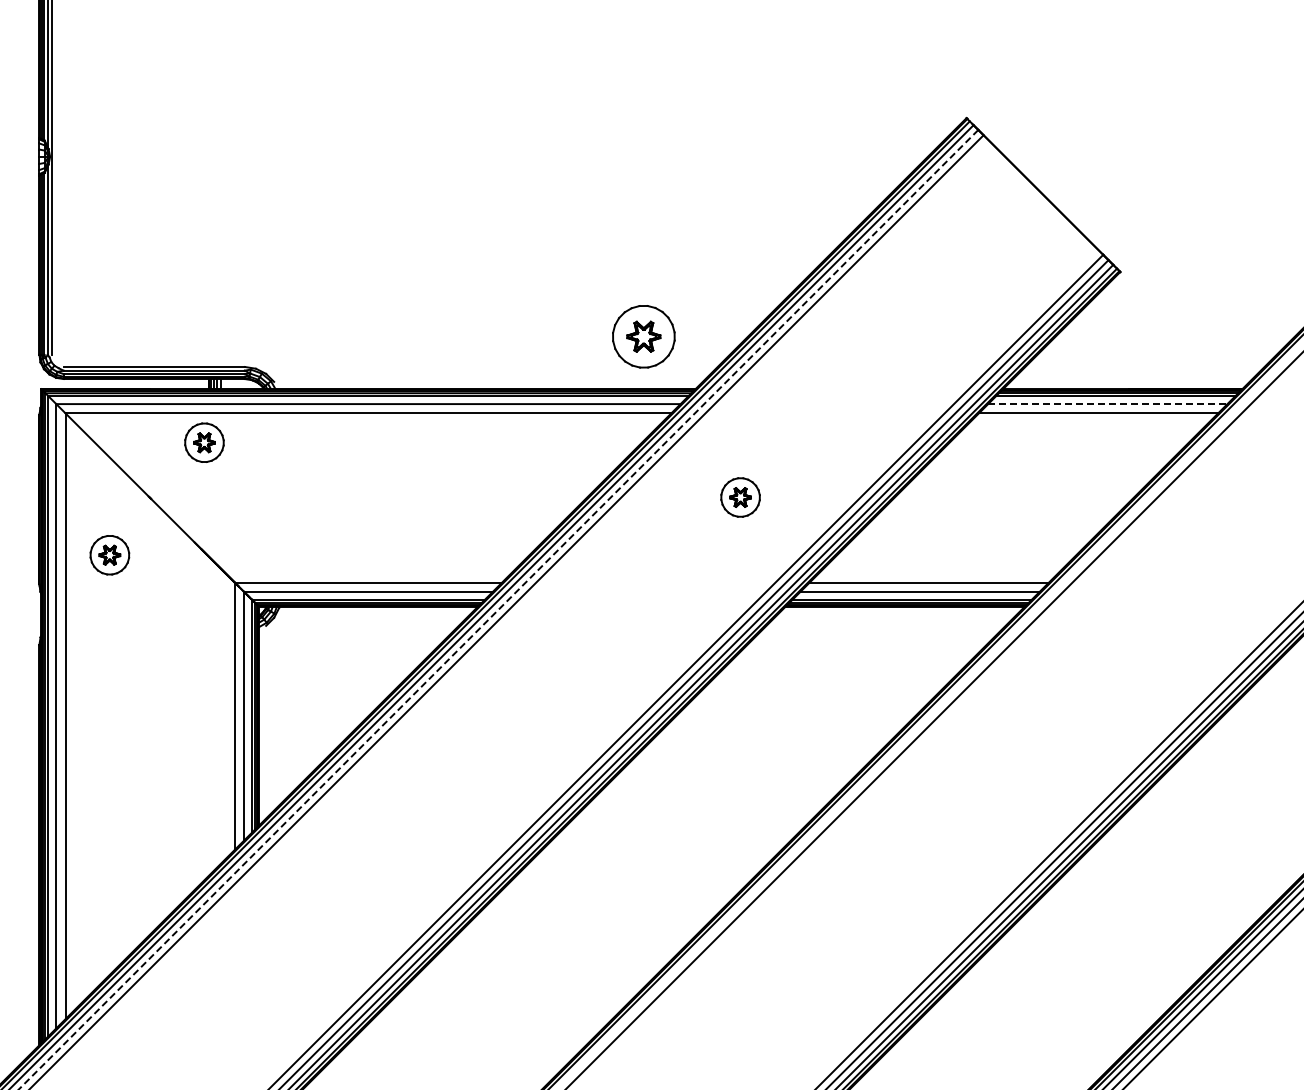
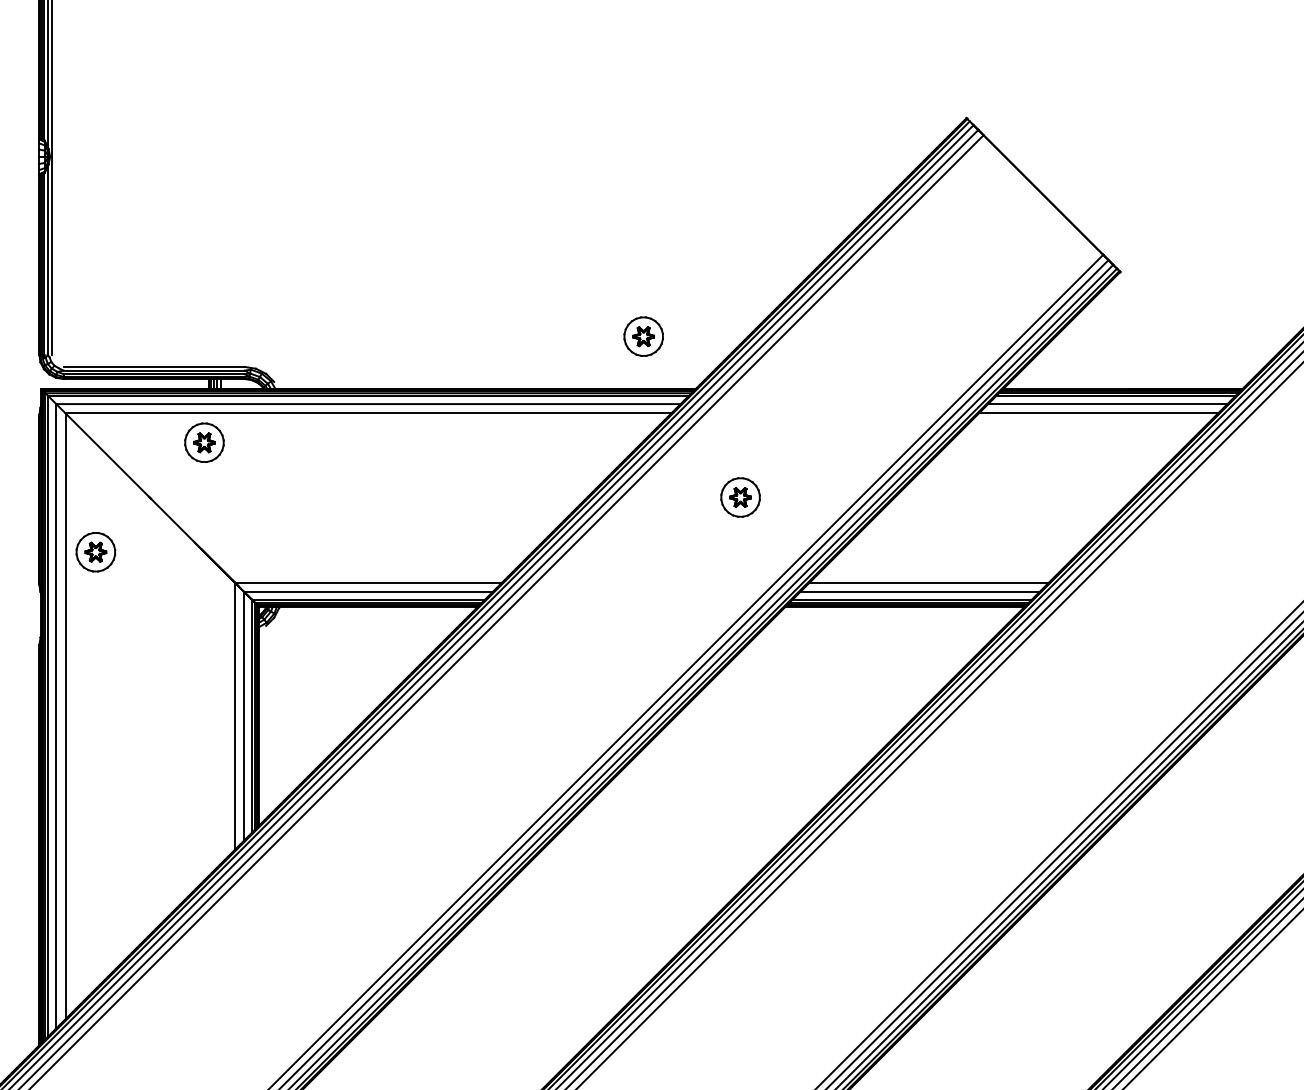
part size: 64x64 px -> 41x41 px (643, 336)
line: dashed -> solid (1107, 404)
part position: (109, 555) -> (95, 552) (95, 552)
line: dashed -> solid (498, 610)
line: none -> present (929, 715)
line: none -> present (939, 725)
